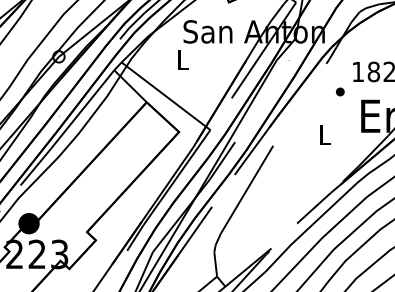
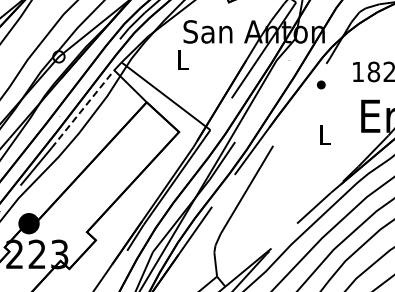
part position: (340, 91) -> (321, 84) (321, 84)
line: solid -> dashed (82, 109)
